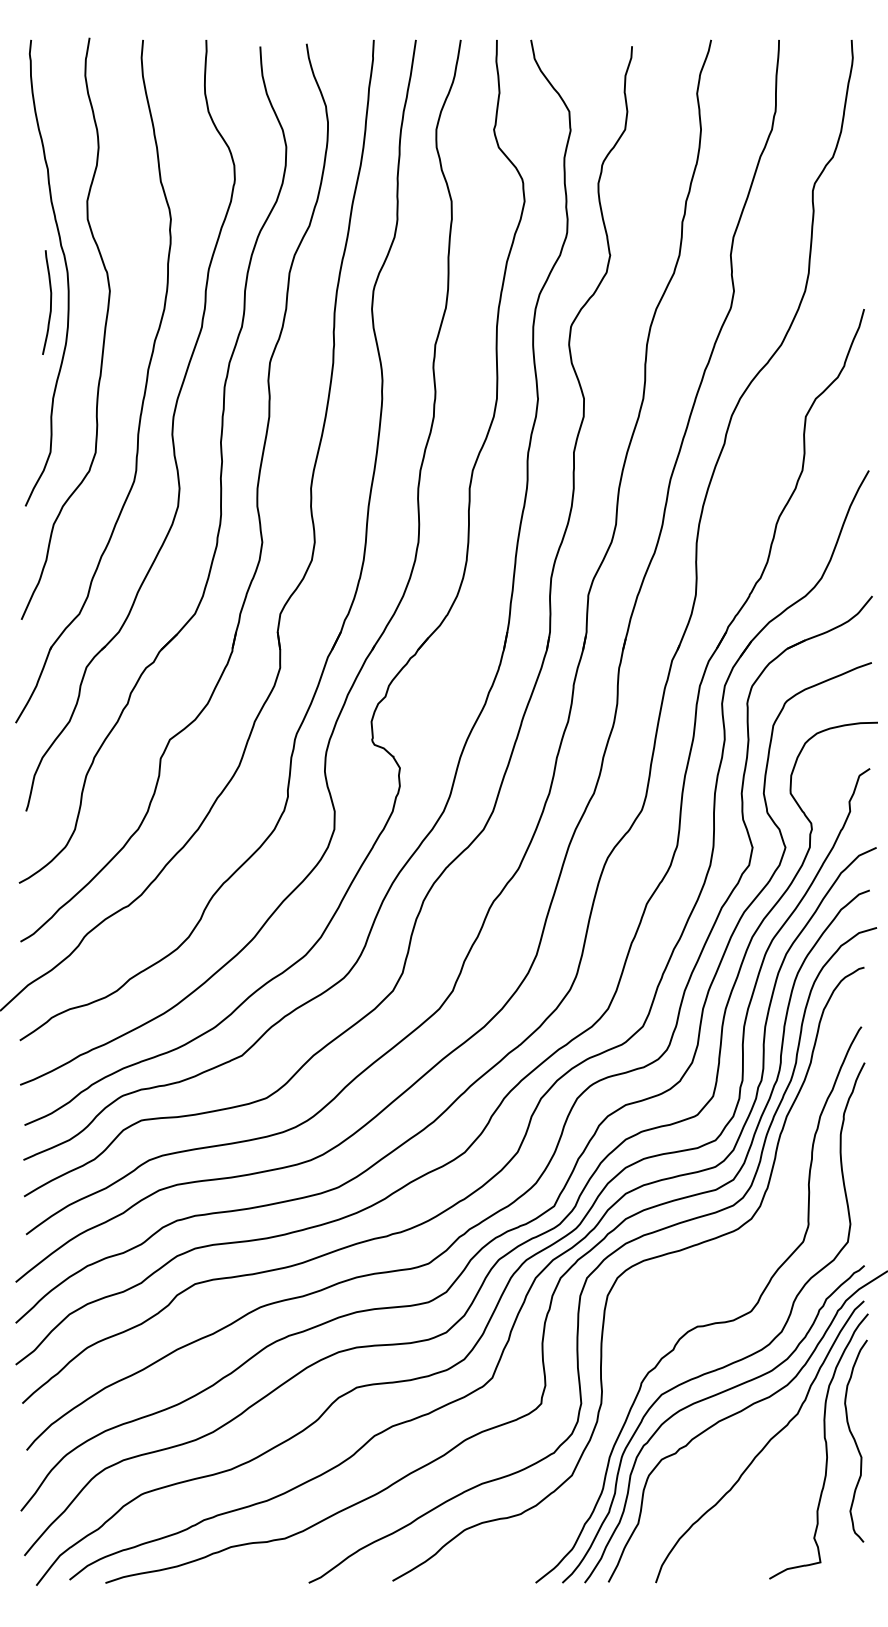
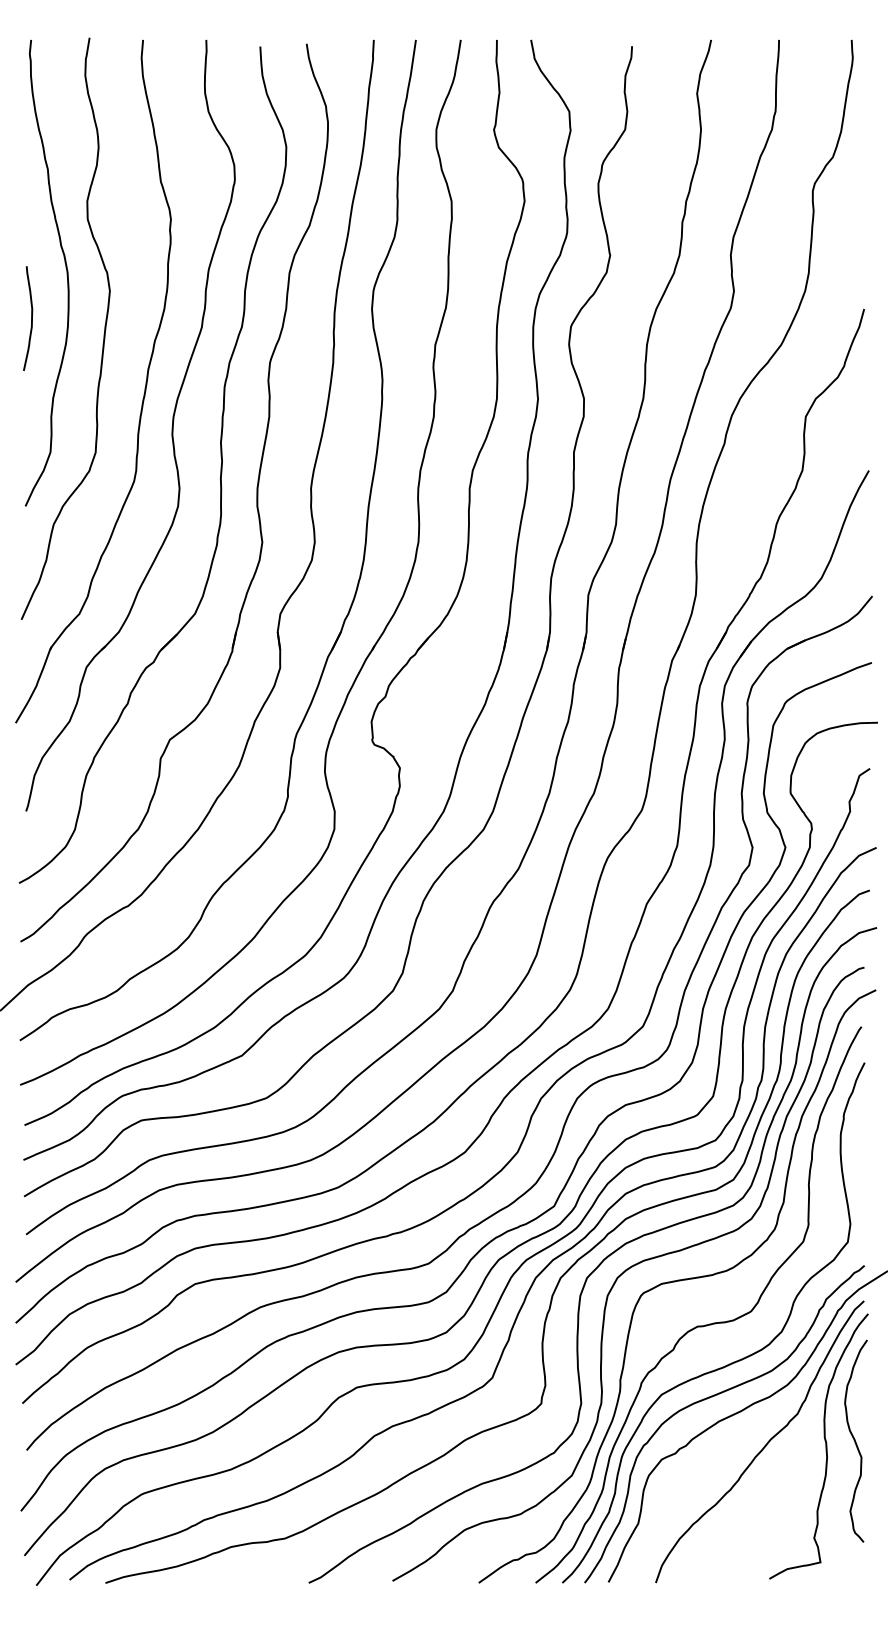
curve position: (50, 302) -> (31, 318) (31, 318)
curve: none -> present (675, 1282)
